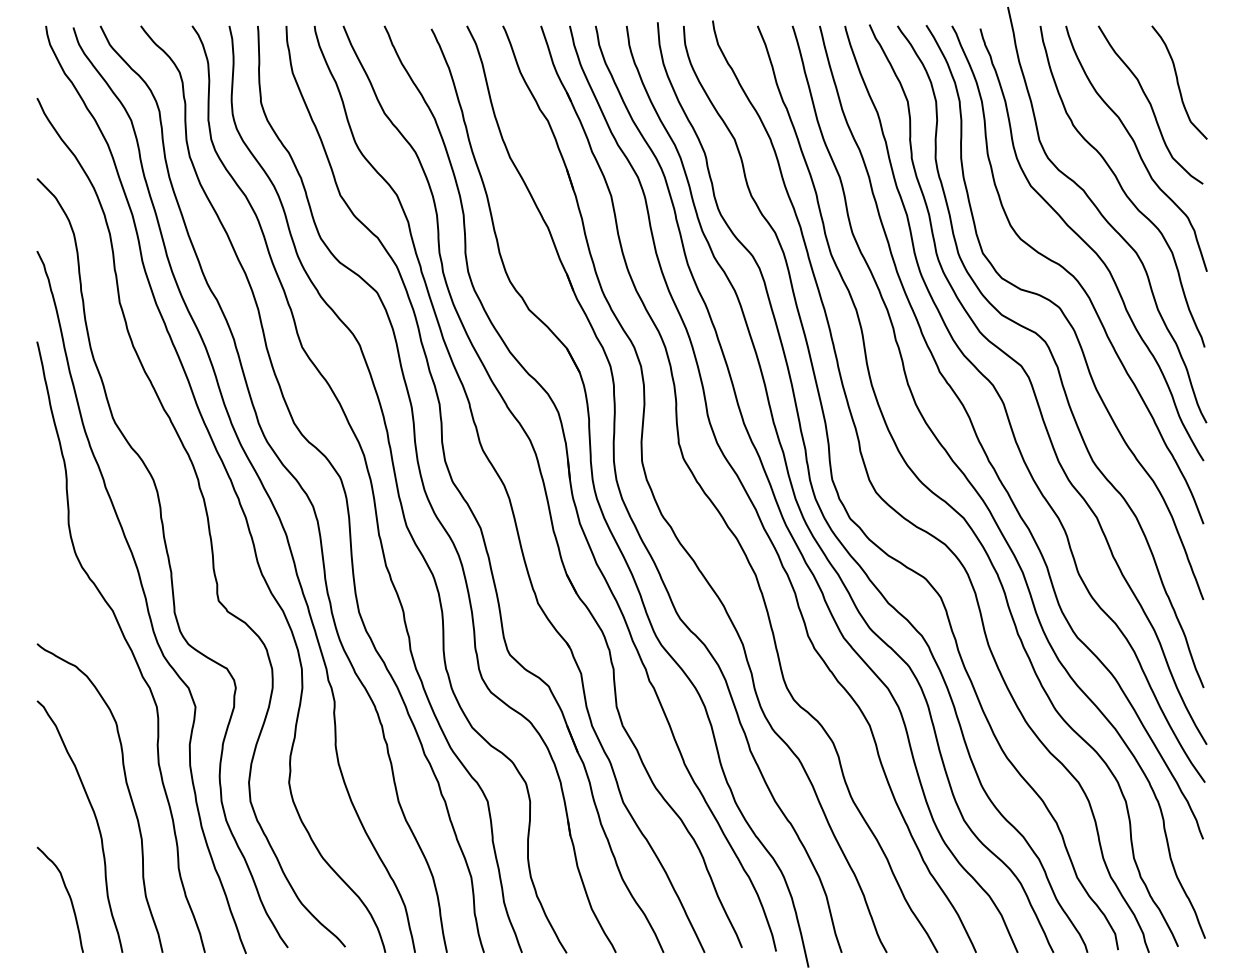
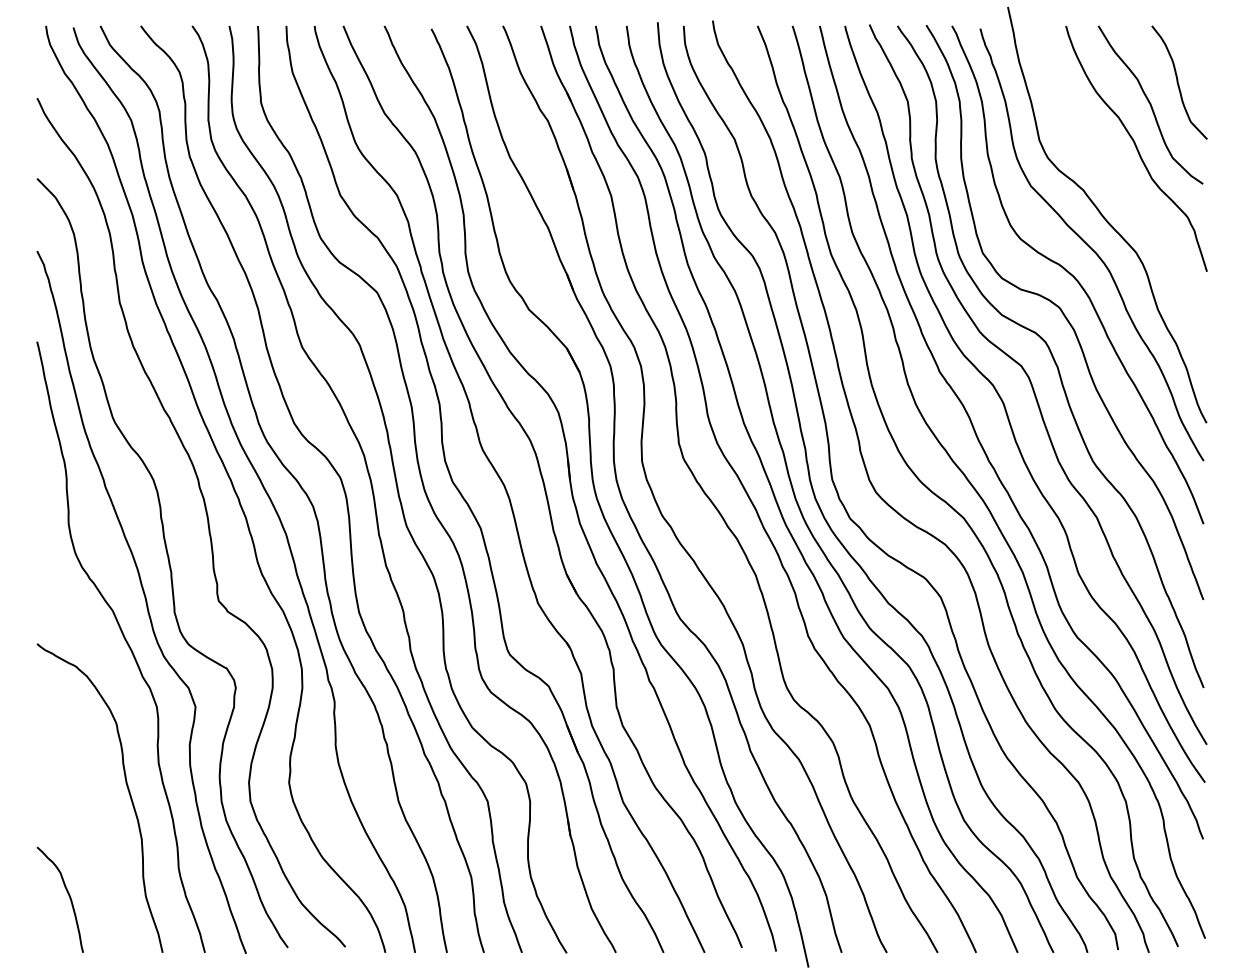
curve: present -> none (1121, 186)
curve: present -> none (95, 820)
